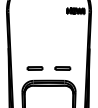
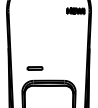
part: present -> none (62, 68)
